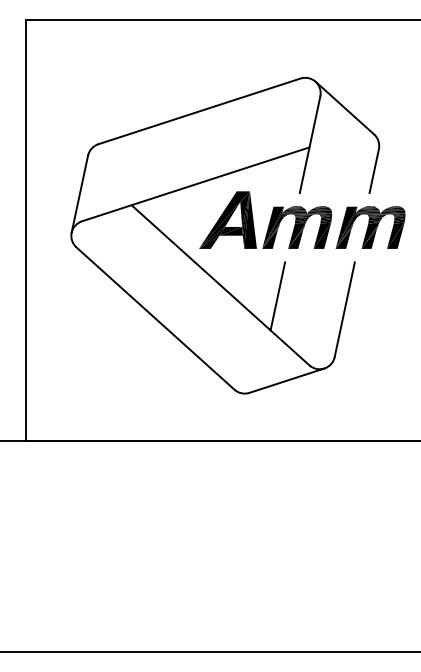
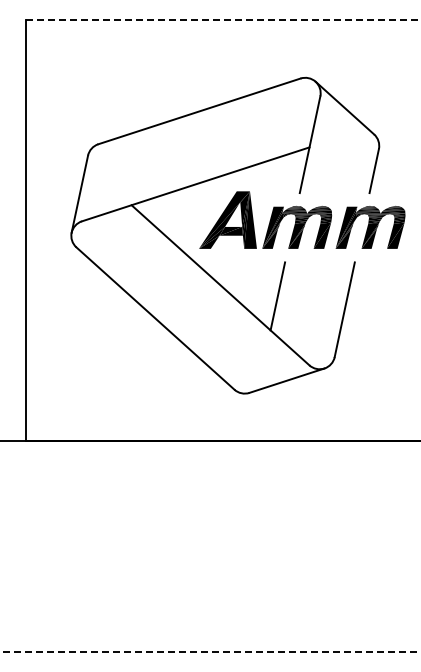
line: solid -> dashed (223, 20)
line: solid -> dashed (211, 651)
